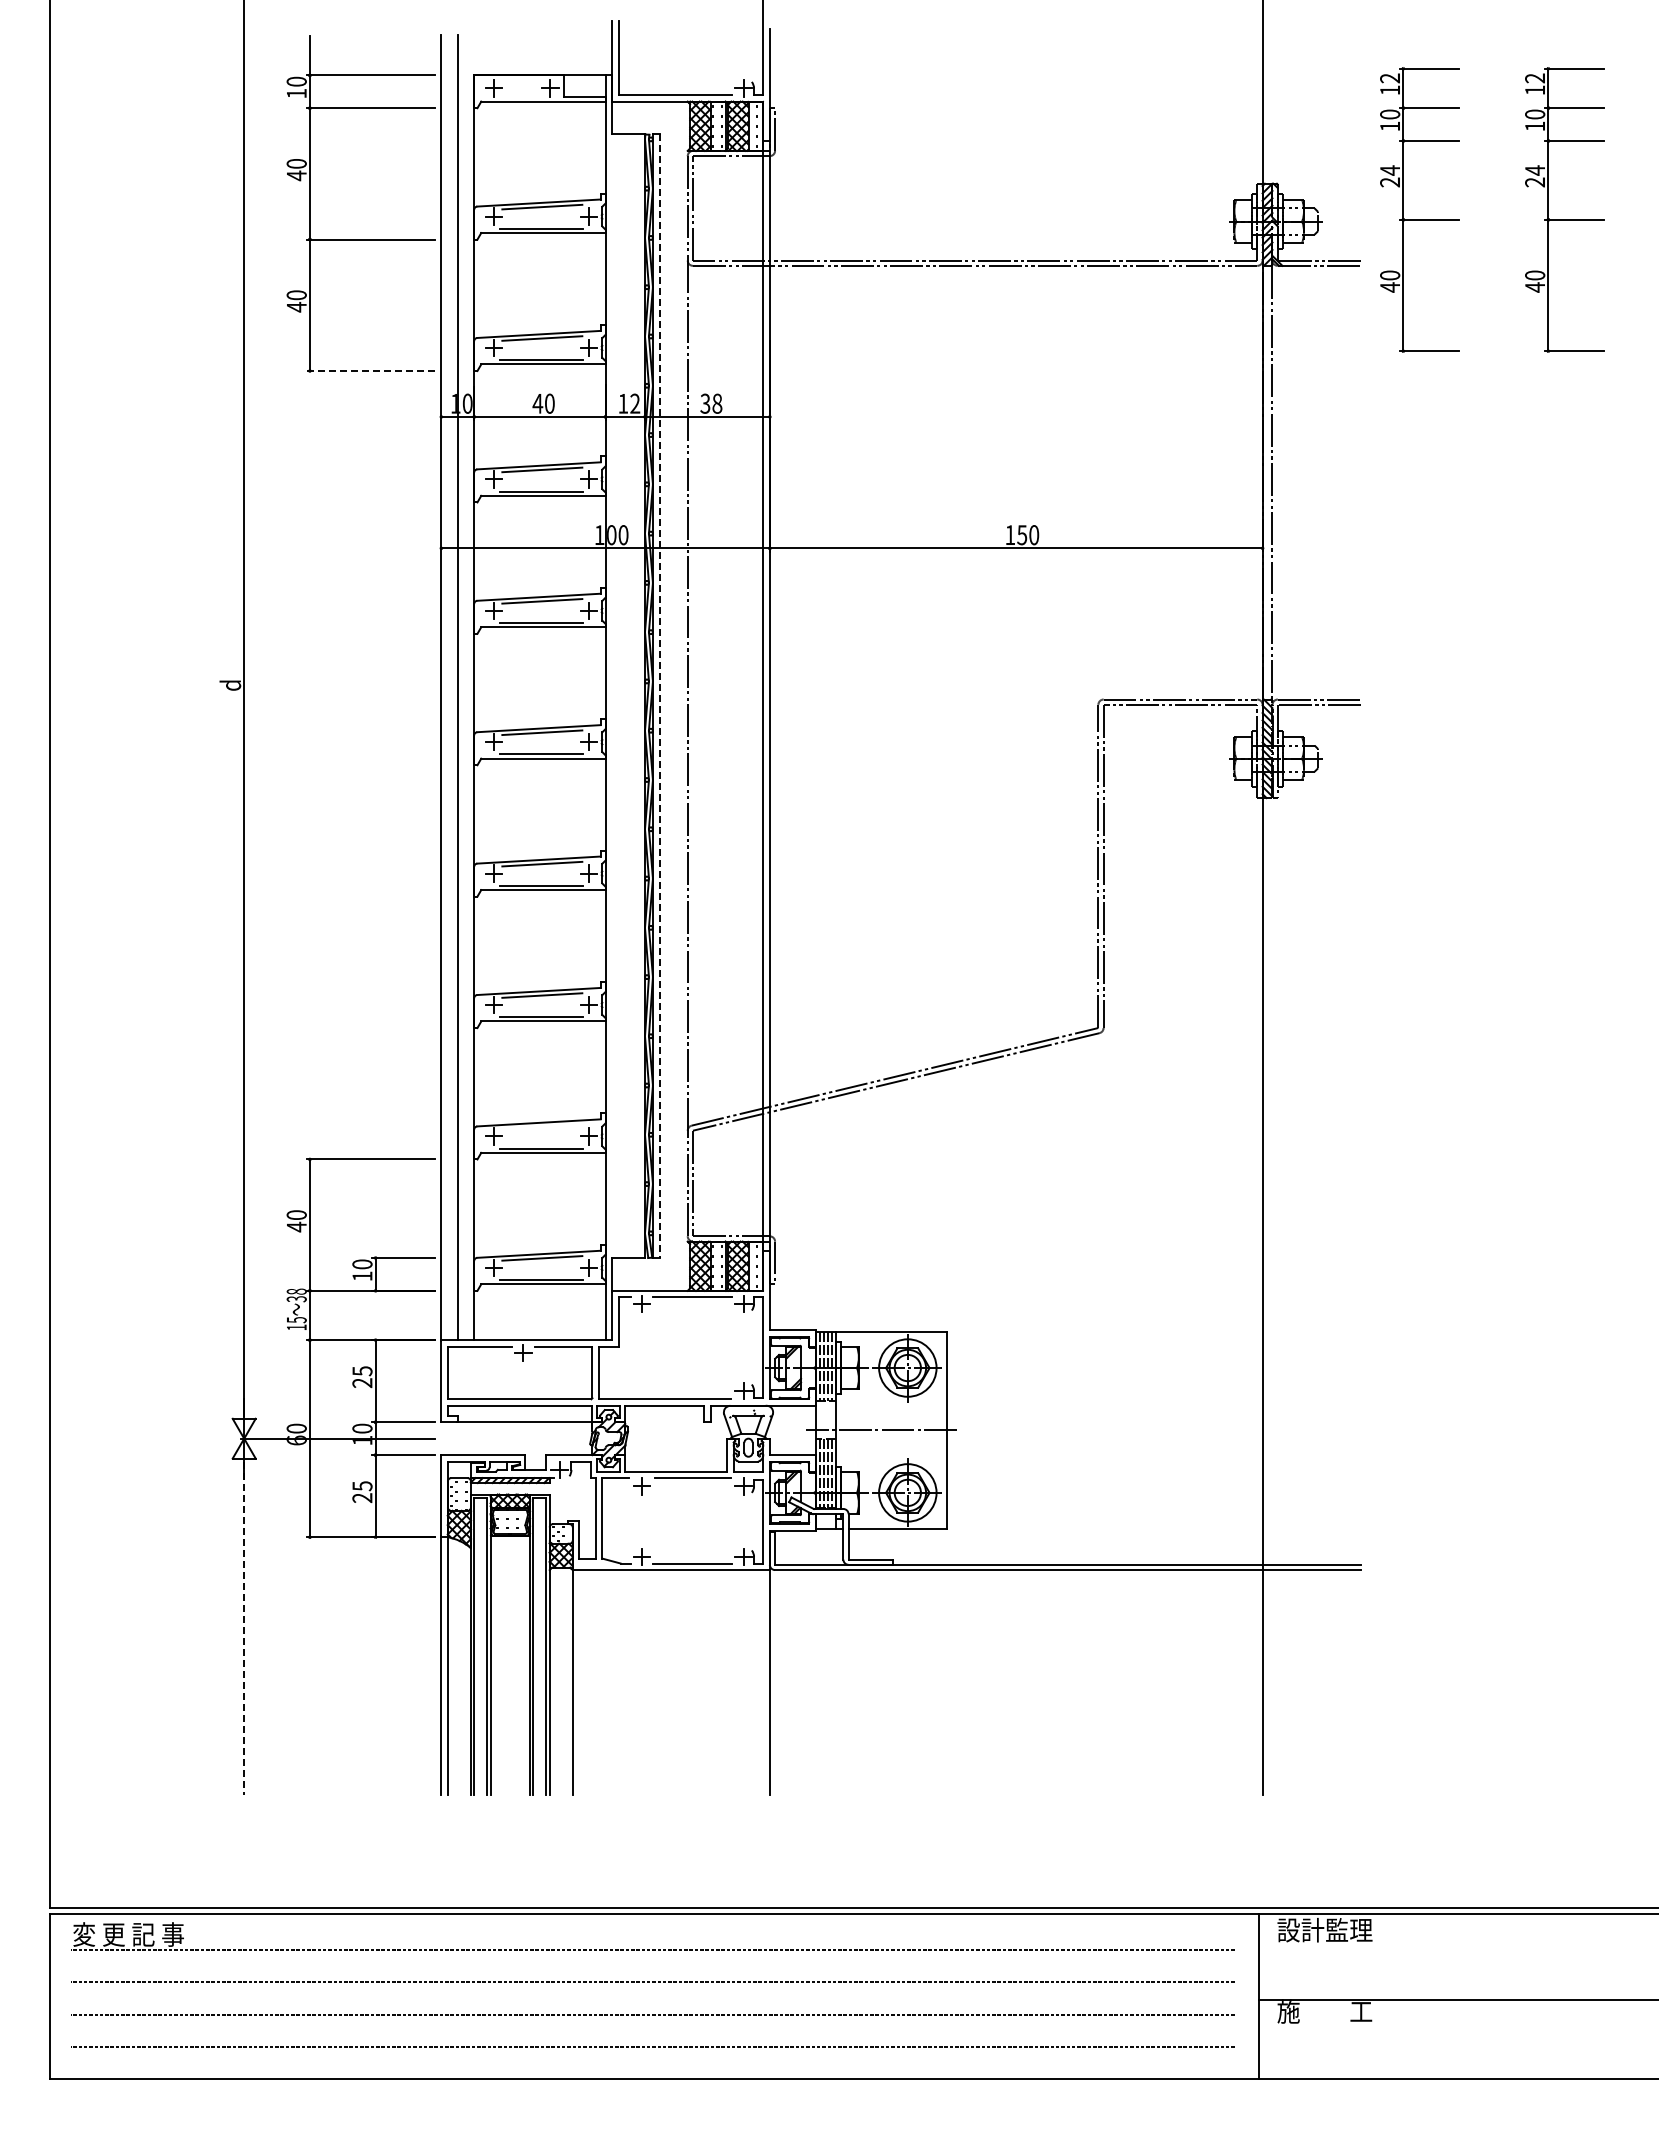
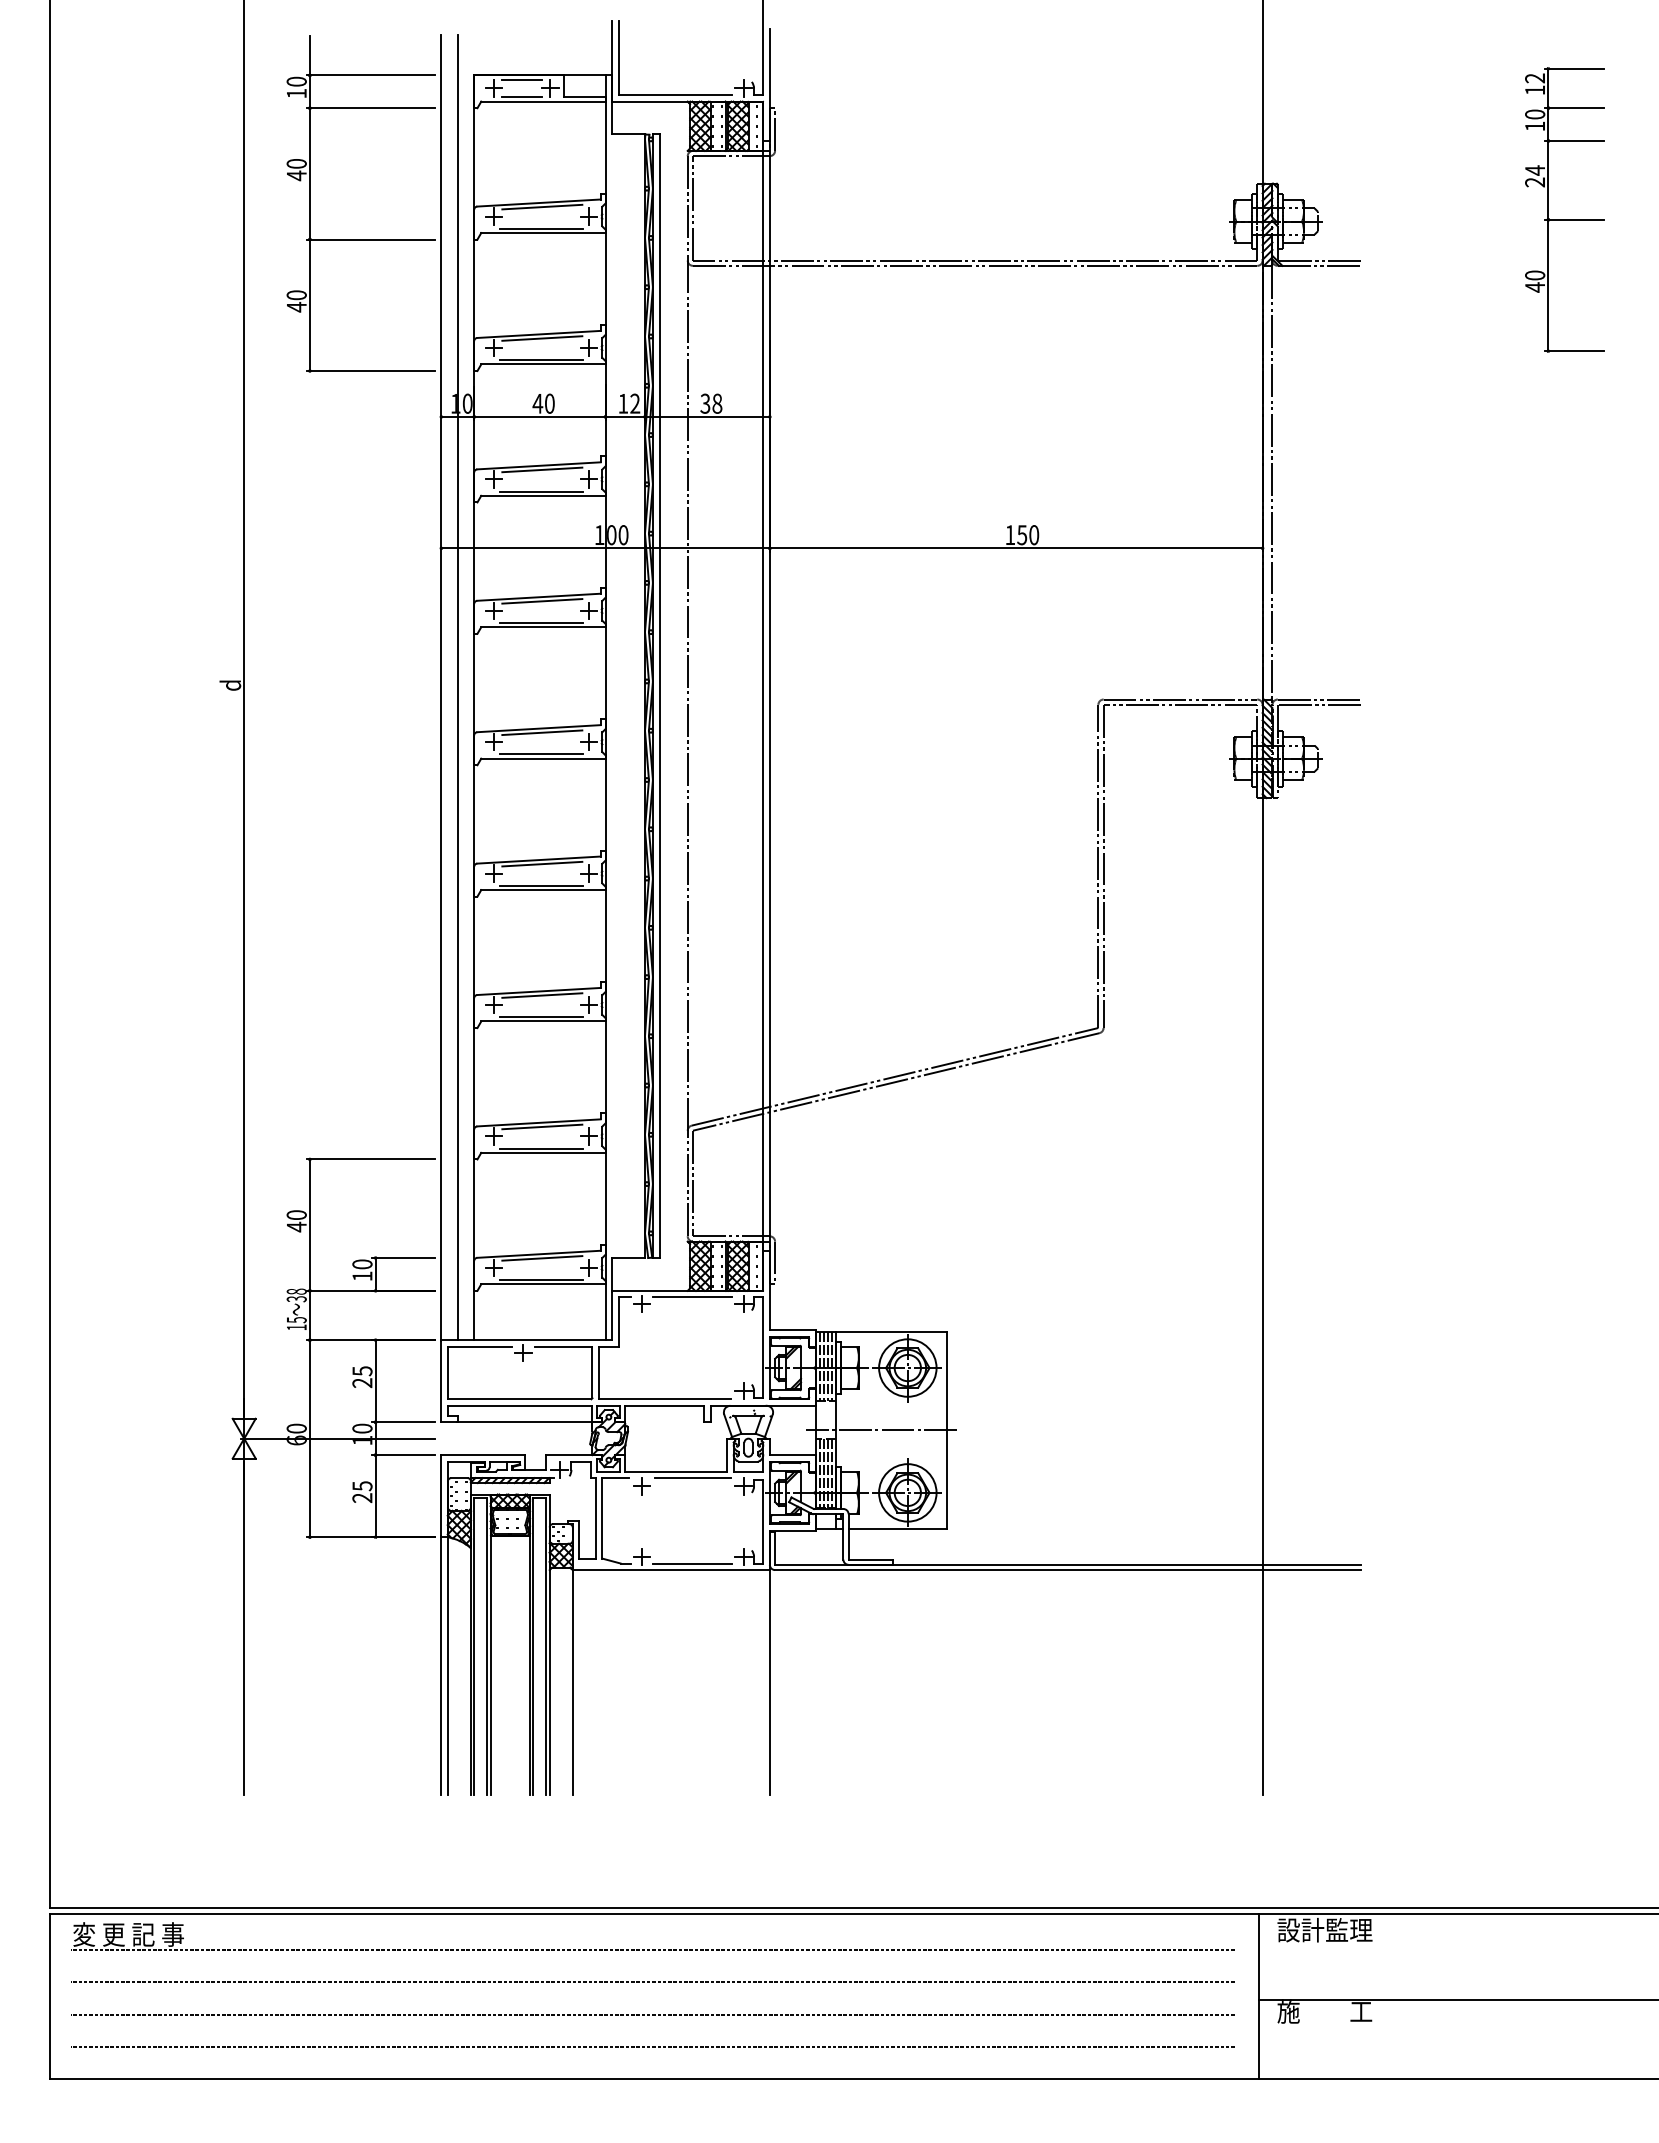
line: none -> present (521, 79)
line: none -> present (521, 97)
part: present -> none (1419, 219)
line: dashed -> solid (370, 371)
line: dashed -> solid (659, 696)
line: none -> present (542, 1126)
line: dashed -> solid (244, 1628)
